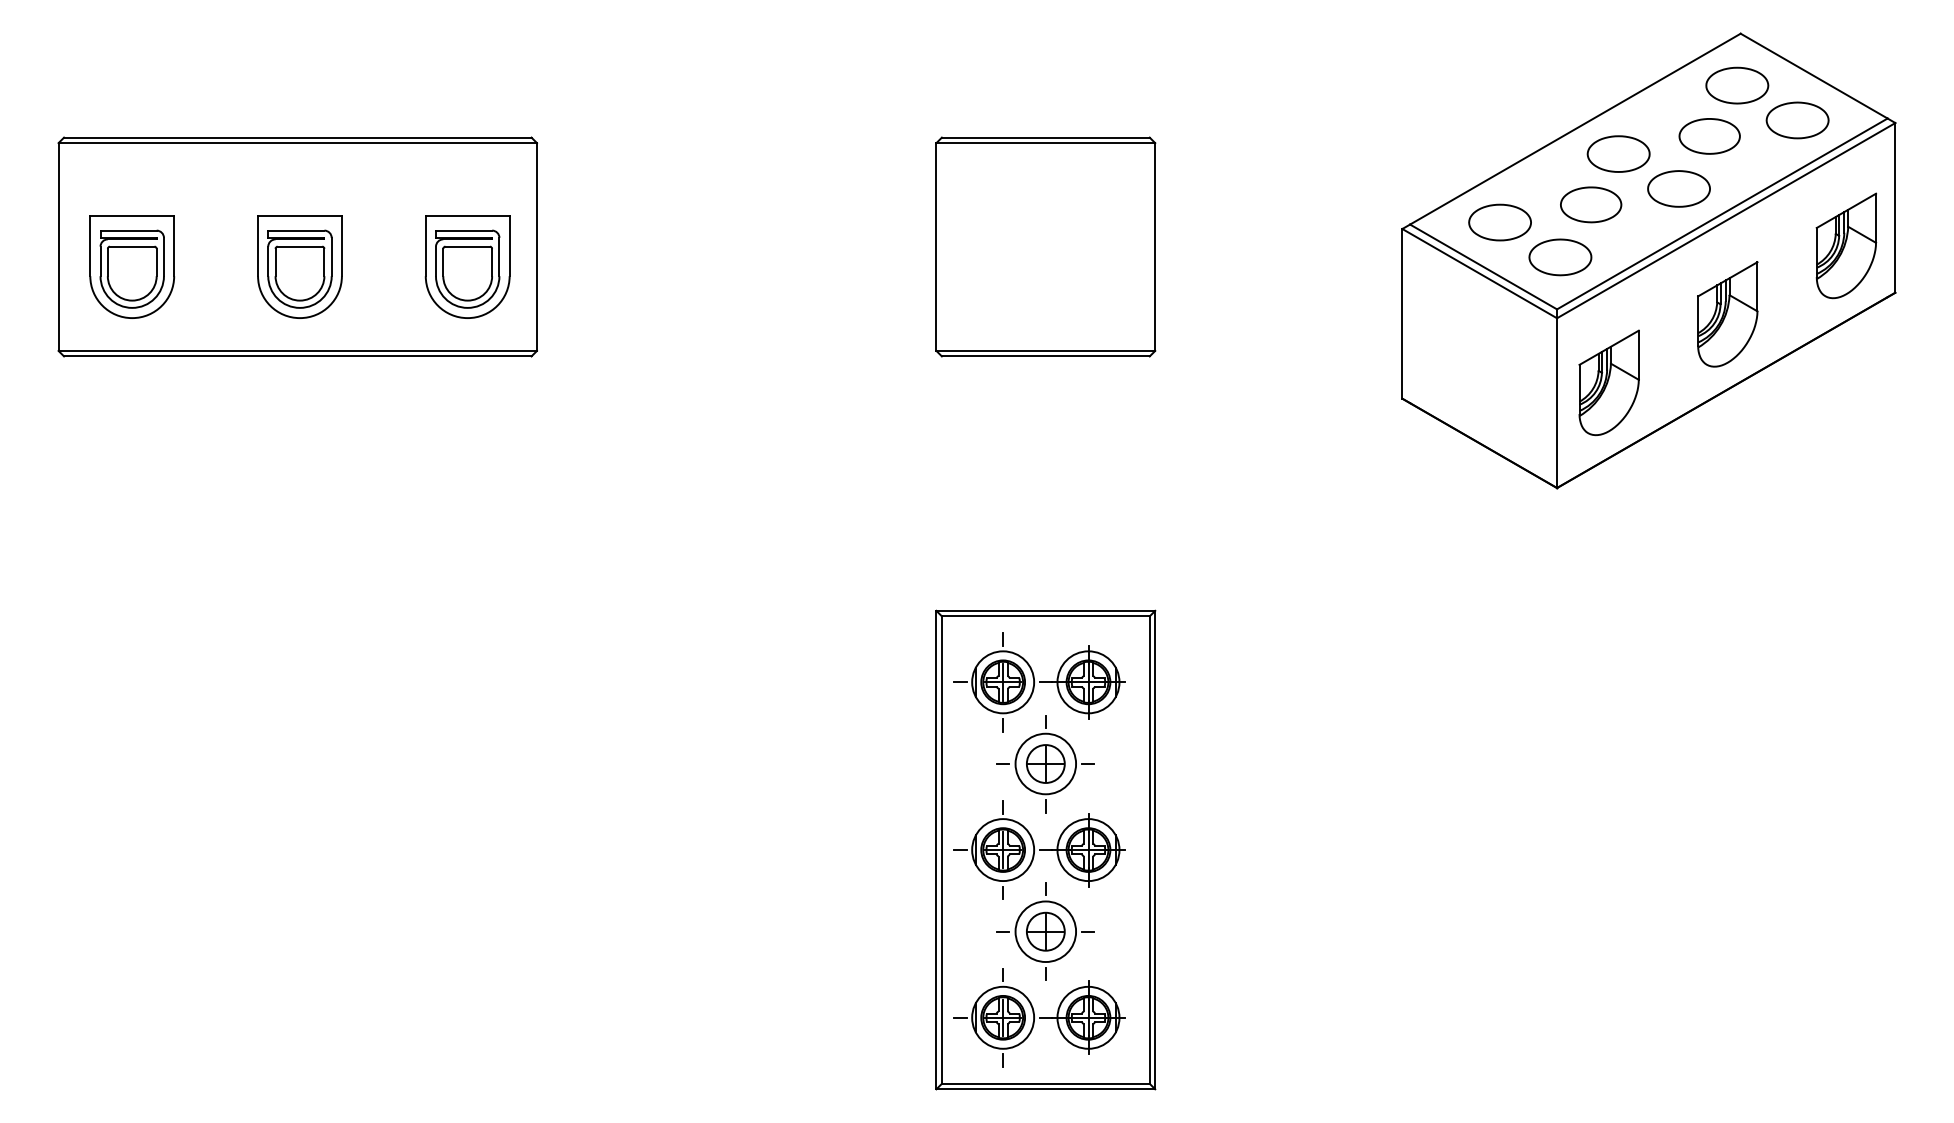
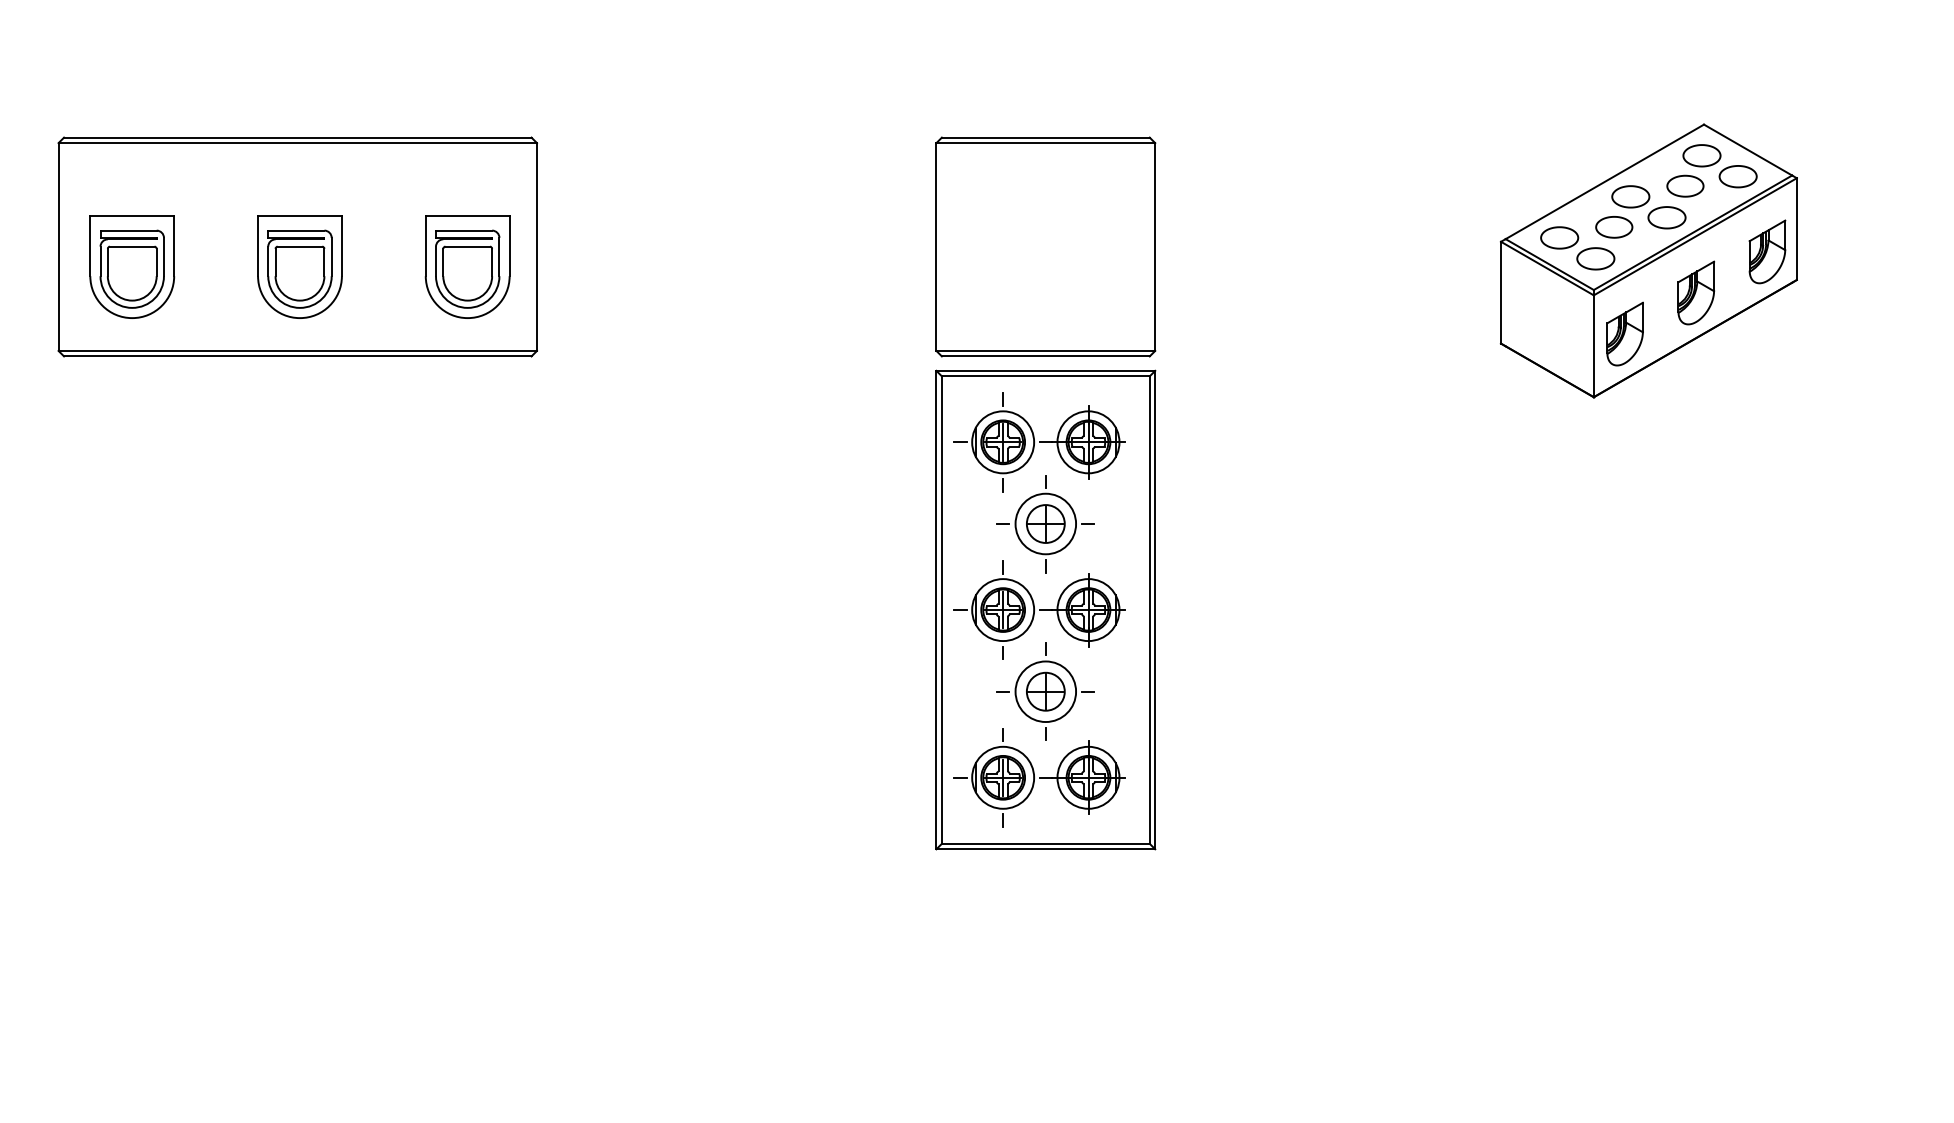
part size: 496x458 px -> 299x276 px (1648, 260)
part position: (1045, 849) -> (1045, 609) (1045, 609)
